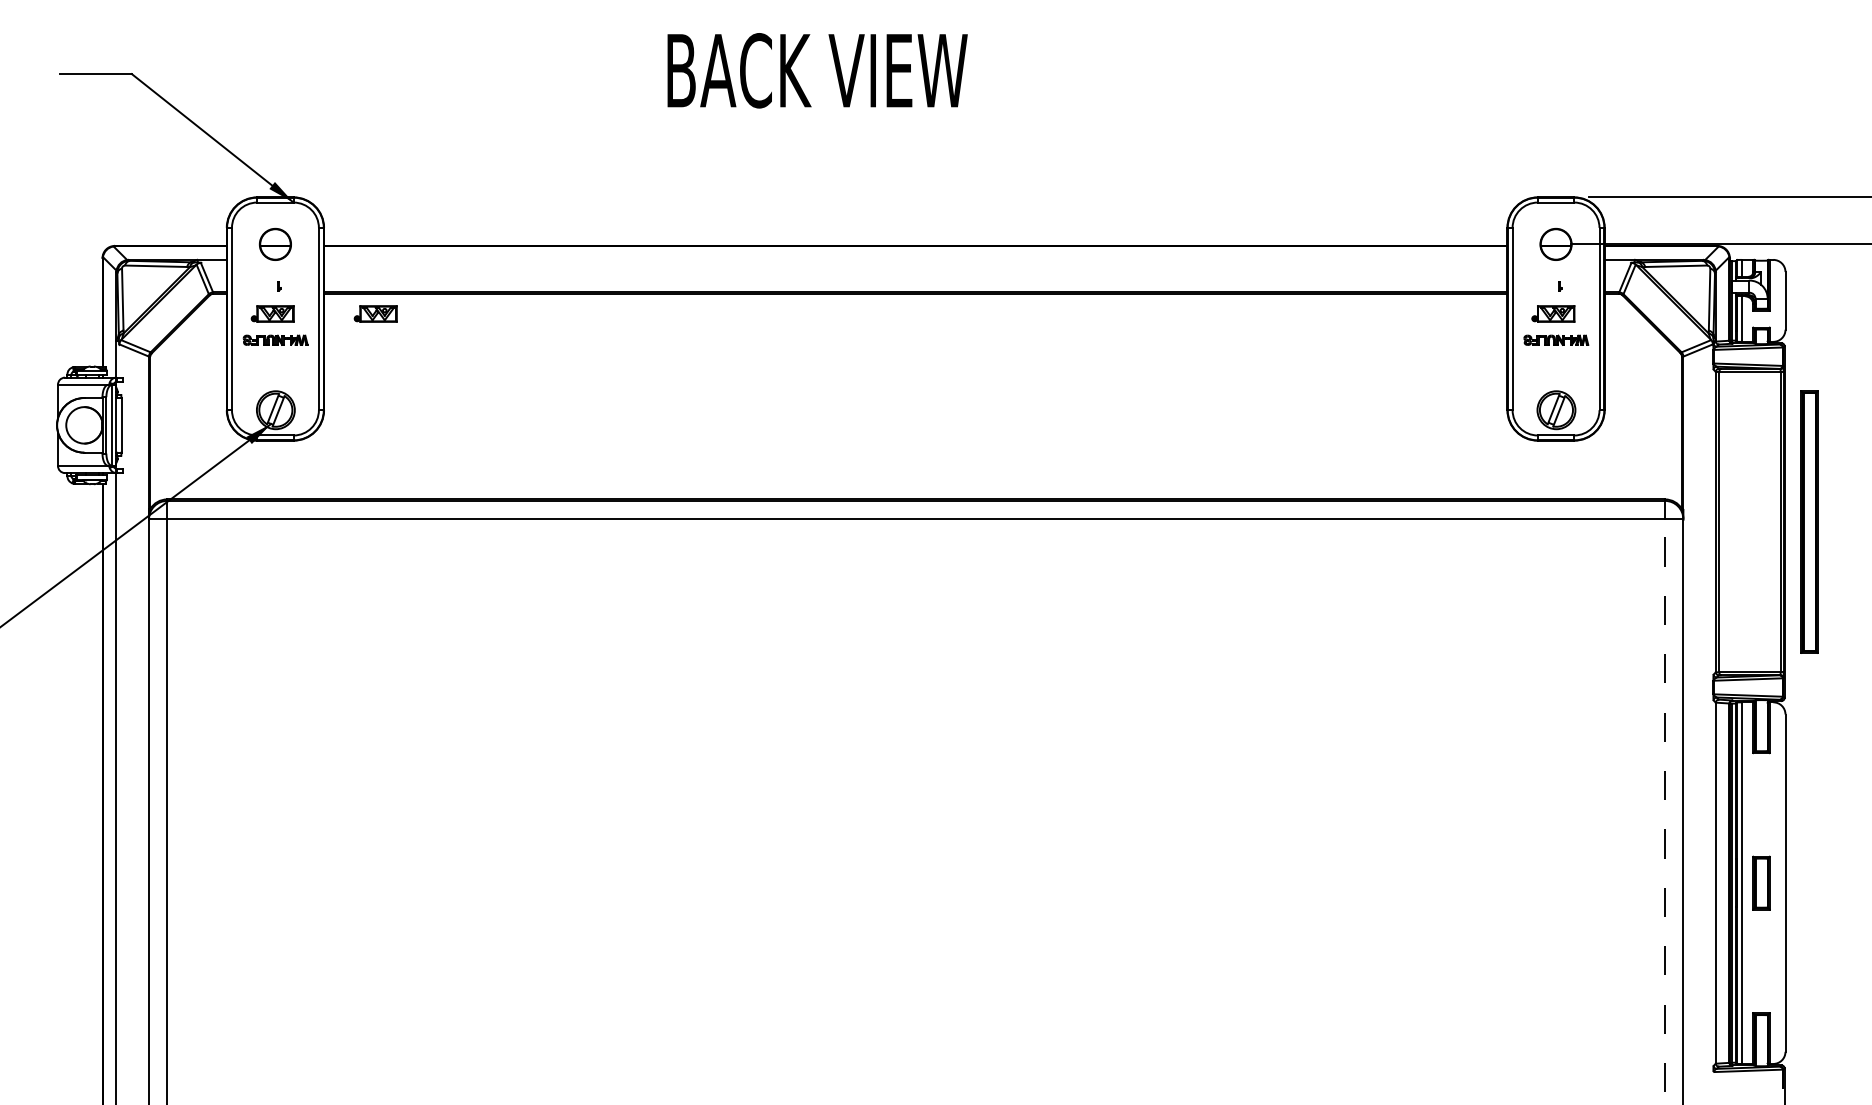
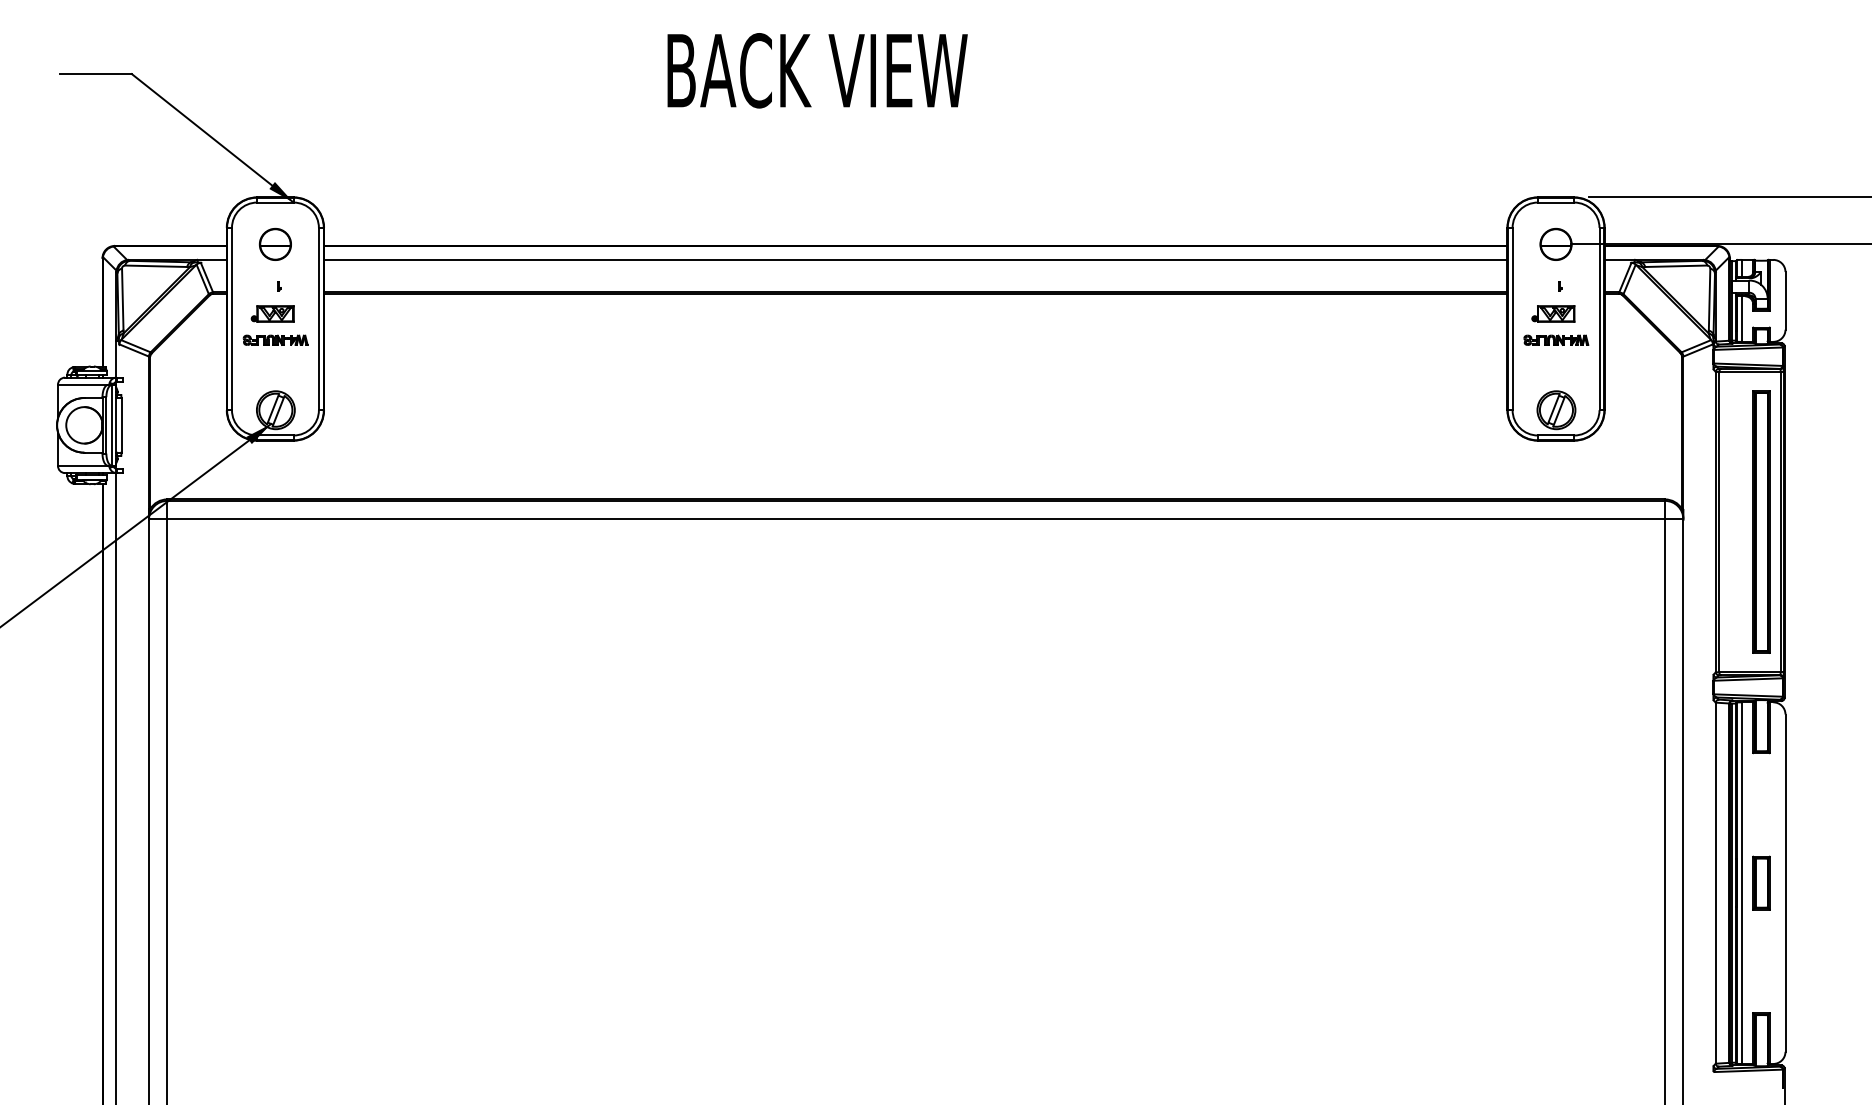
line: none -> present (915, 259)
part: present -> none (375, 313)
part position: (1809, 521) -> (1761, 521) (1761, 521)
line: dashed -> solid (1665, 811)
